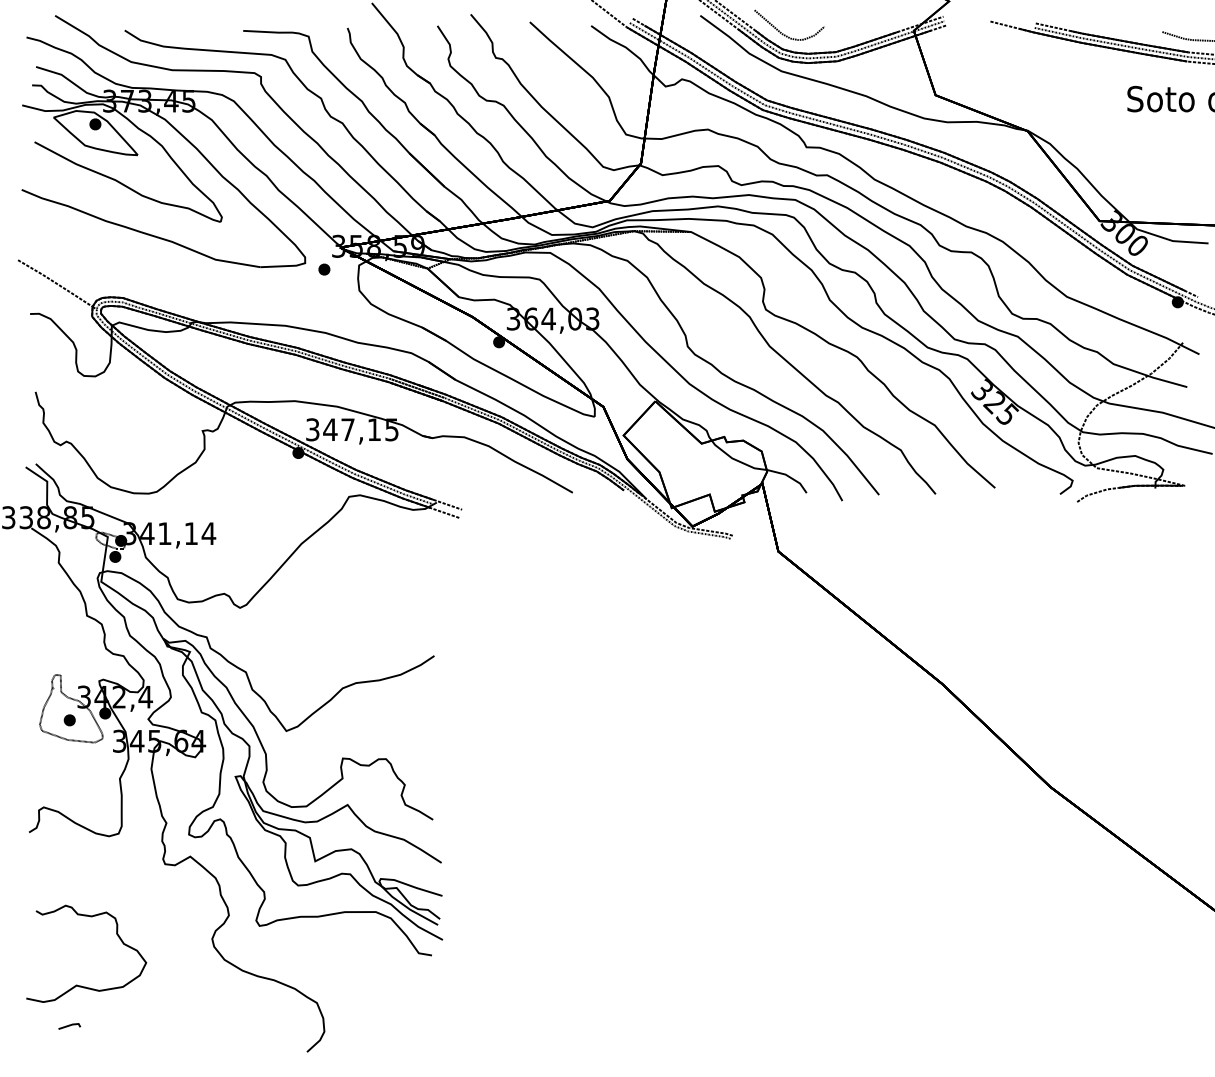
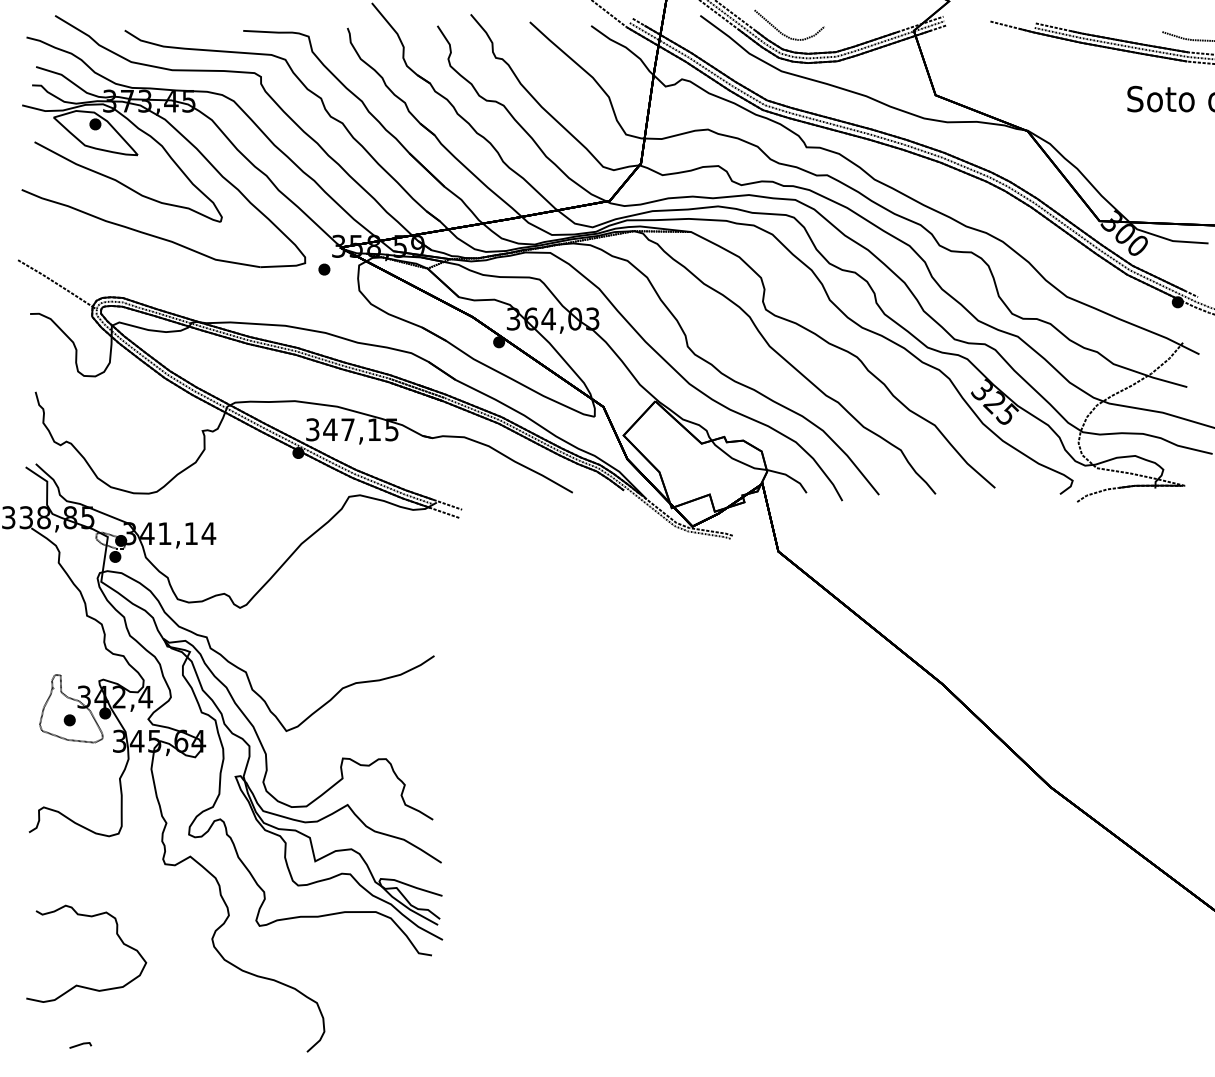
line position: (69, 1026) -> (80, 1045) (80, 1045)
